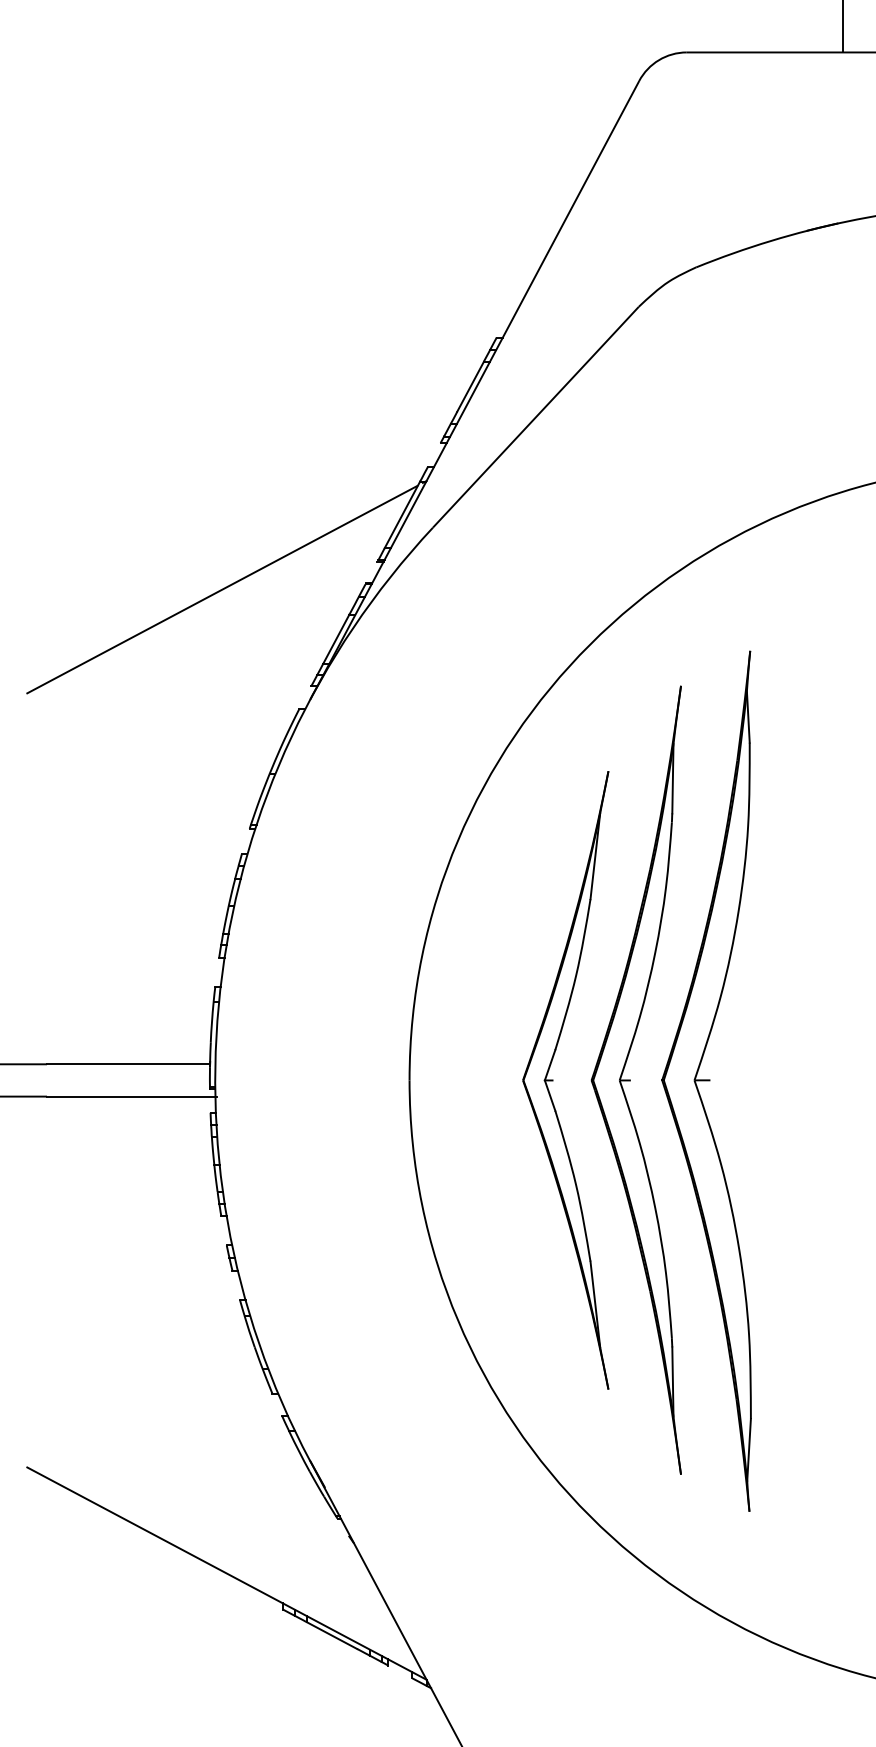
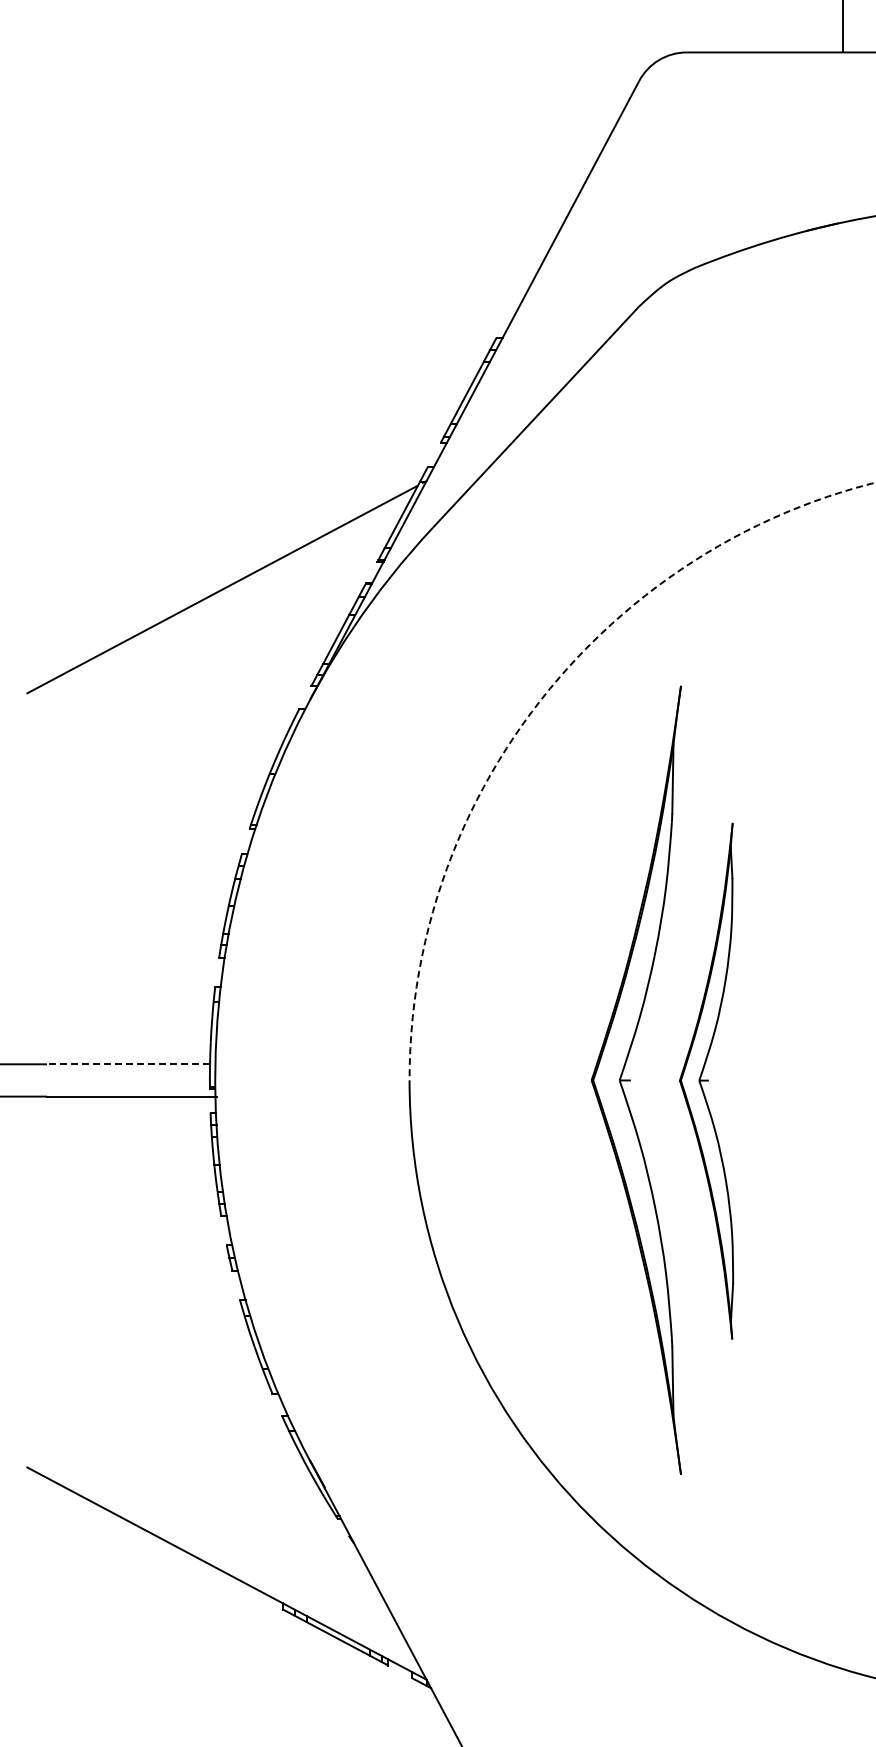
arc: solid -> dashed (539, 701)
line: solid -> dashed (128, 1064)
part: present -> none (553, 1080)
part size: 91x862 px -> 56x518 px (706, 1080)
